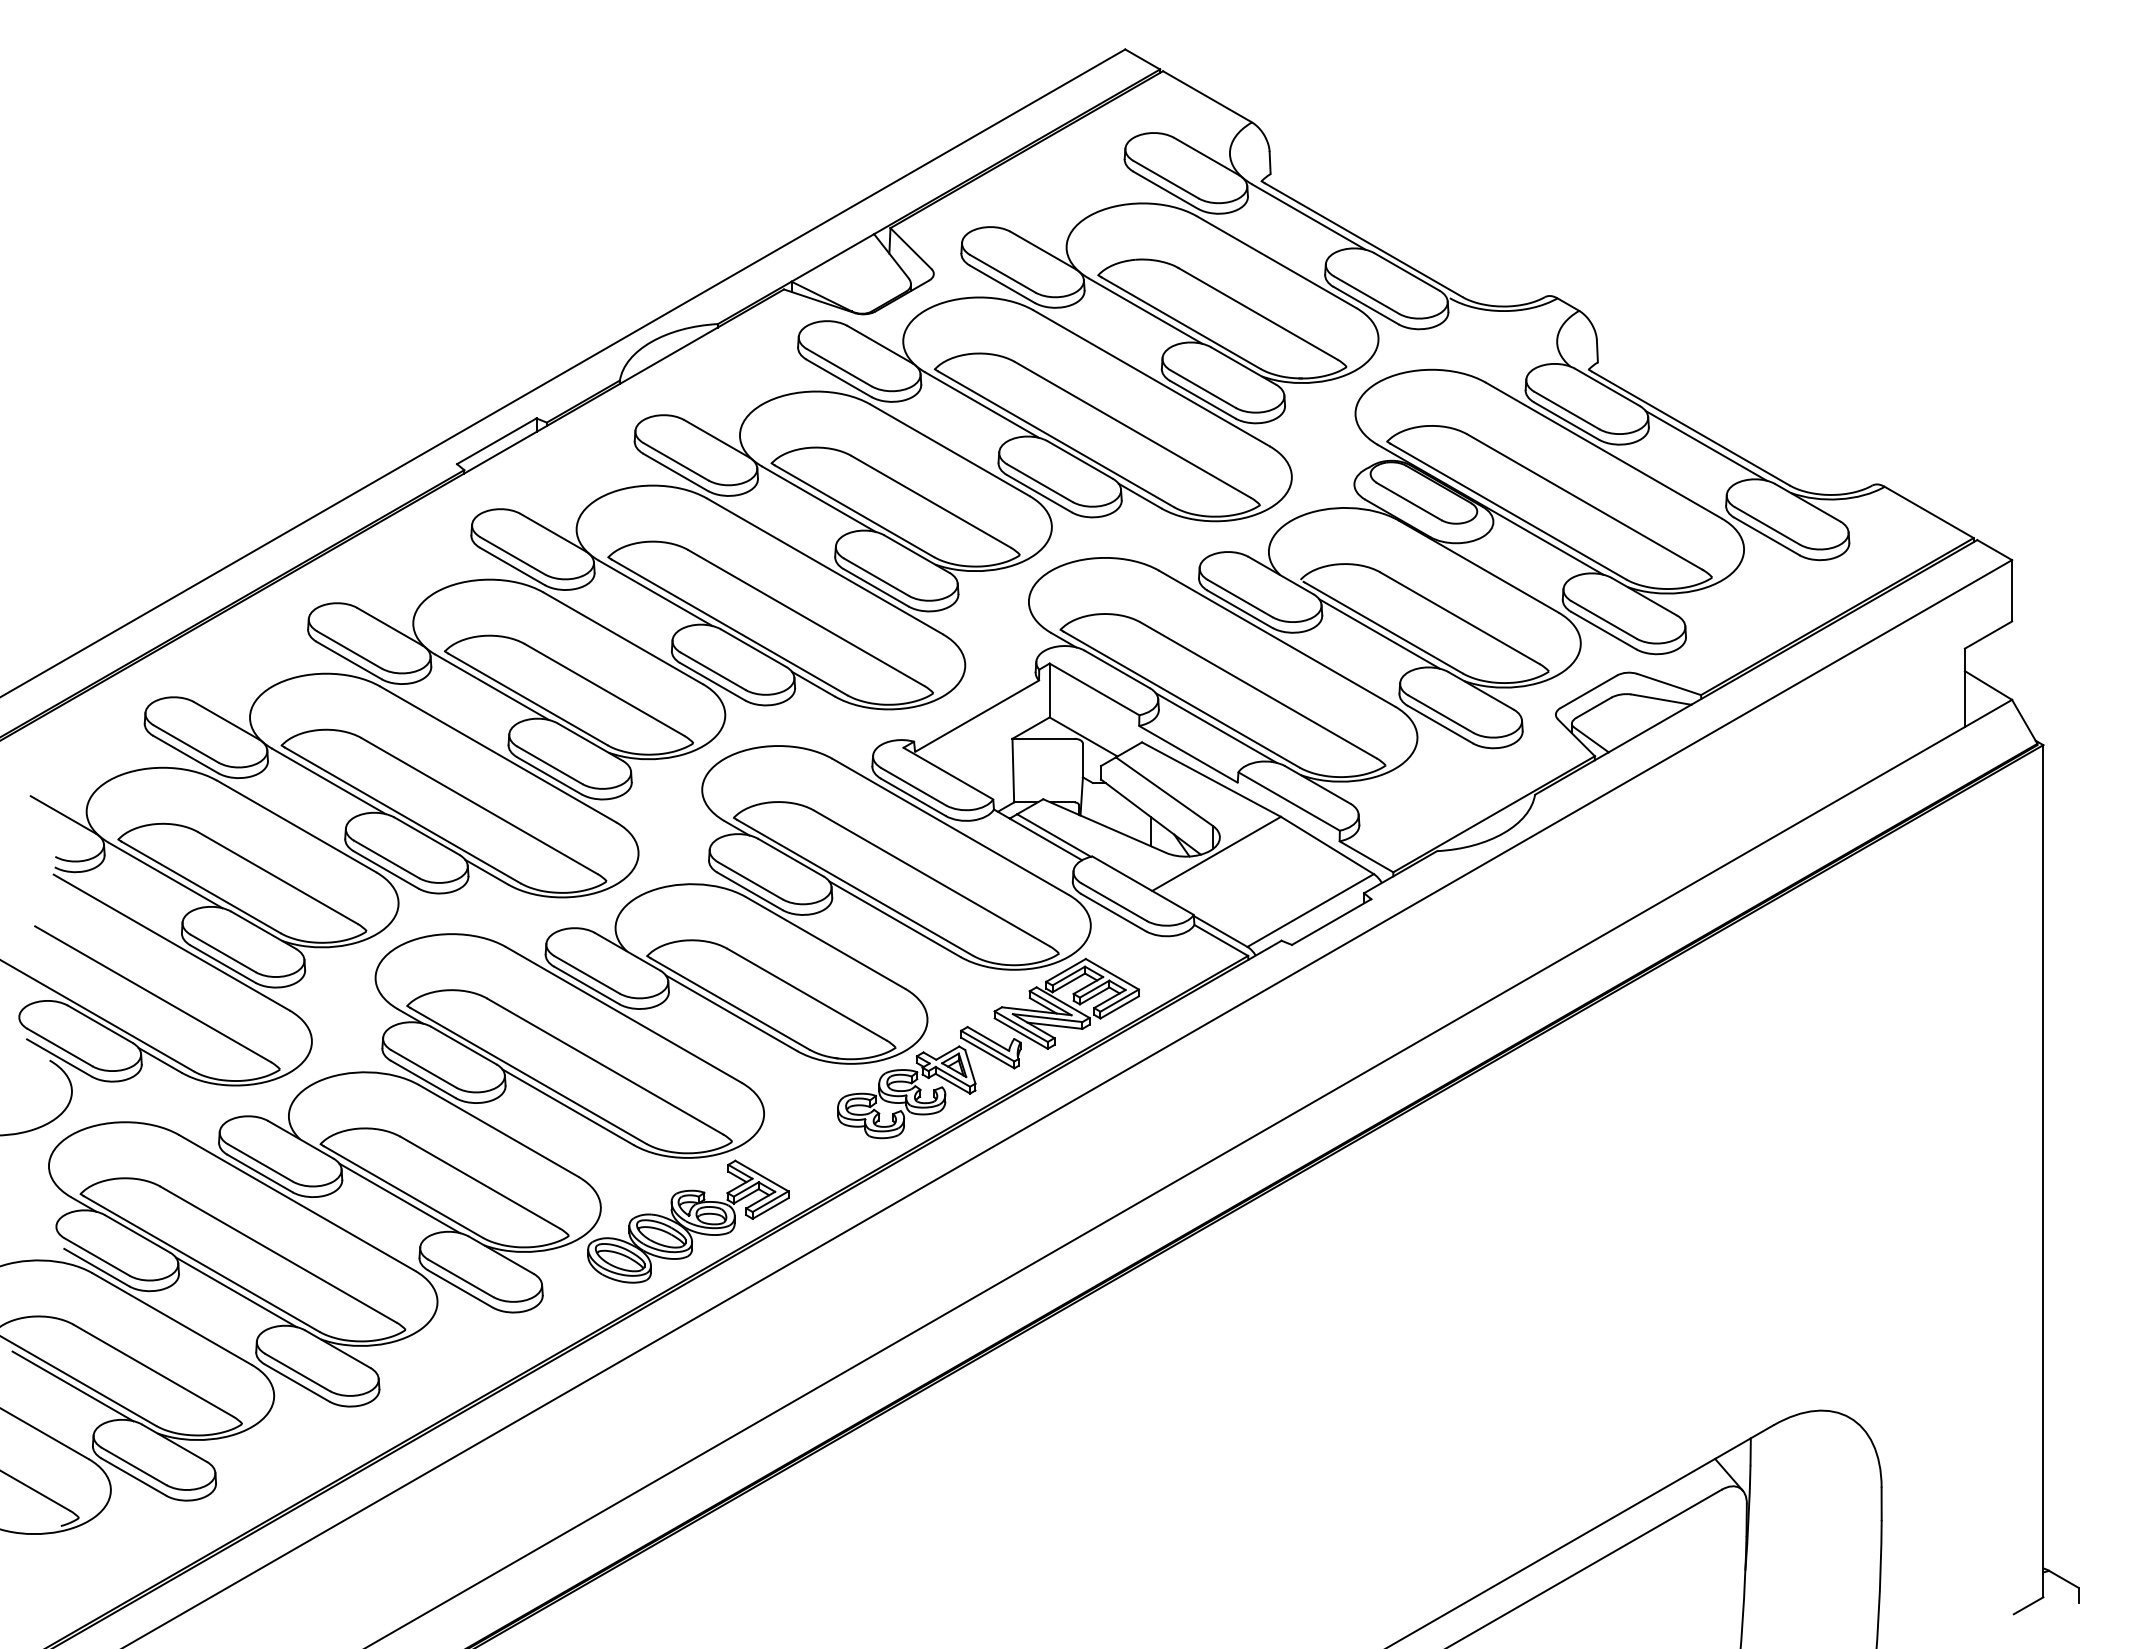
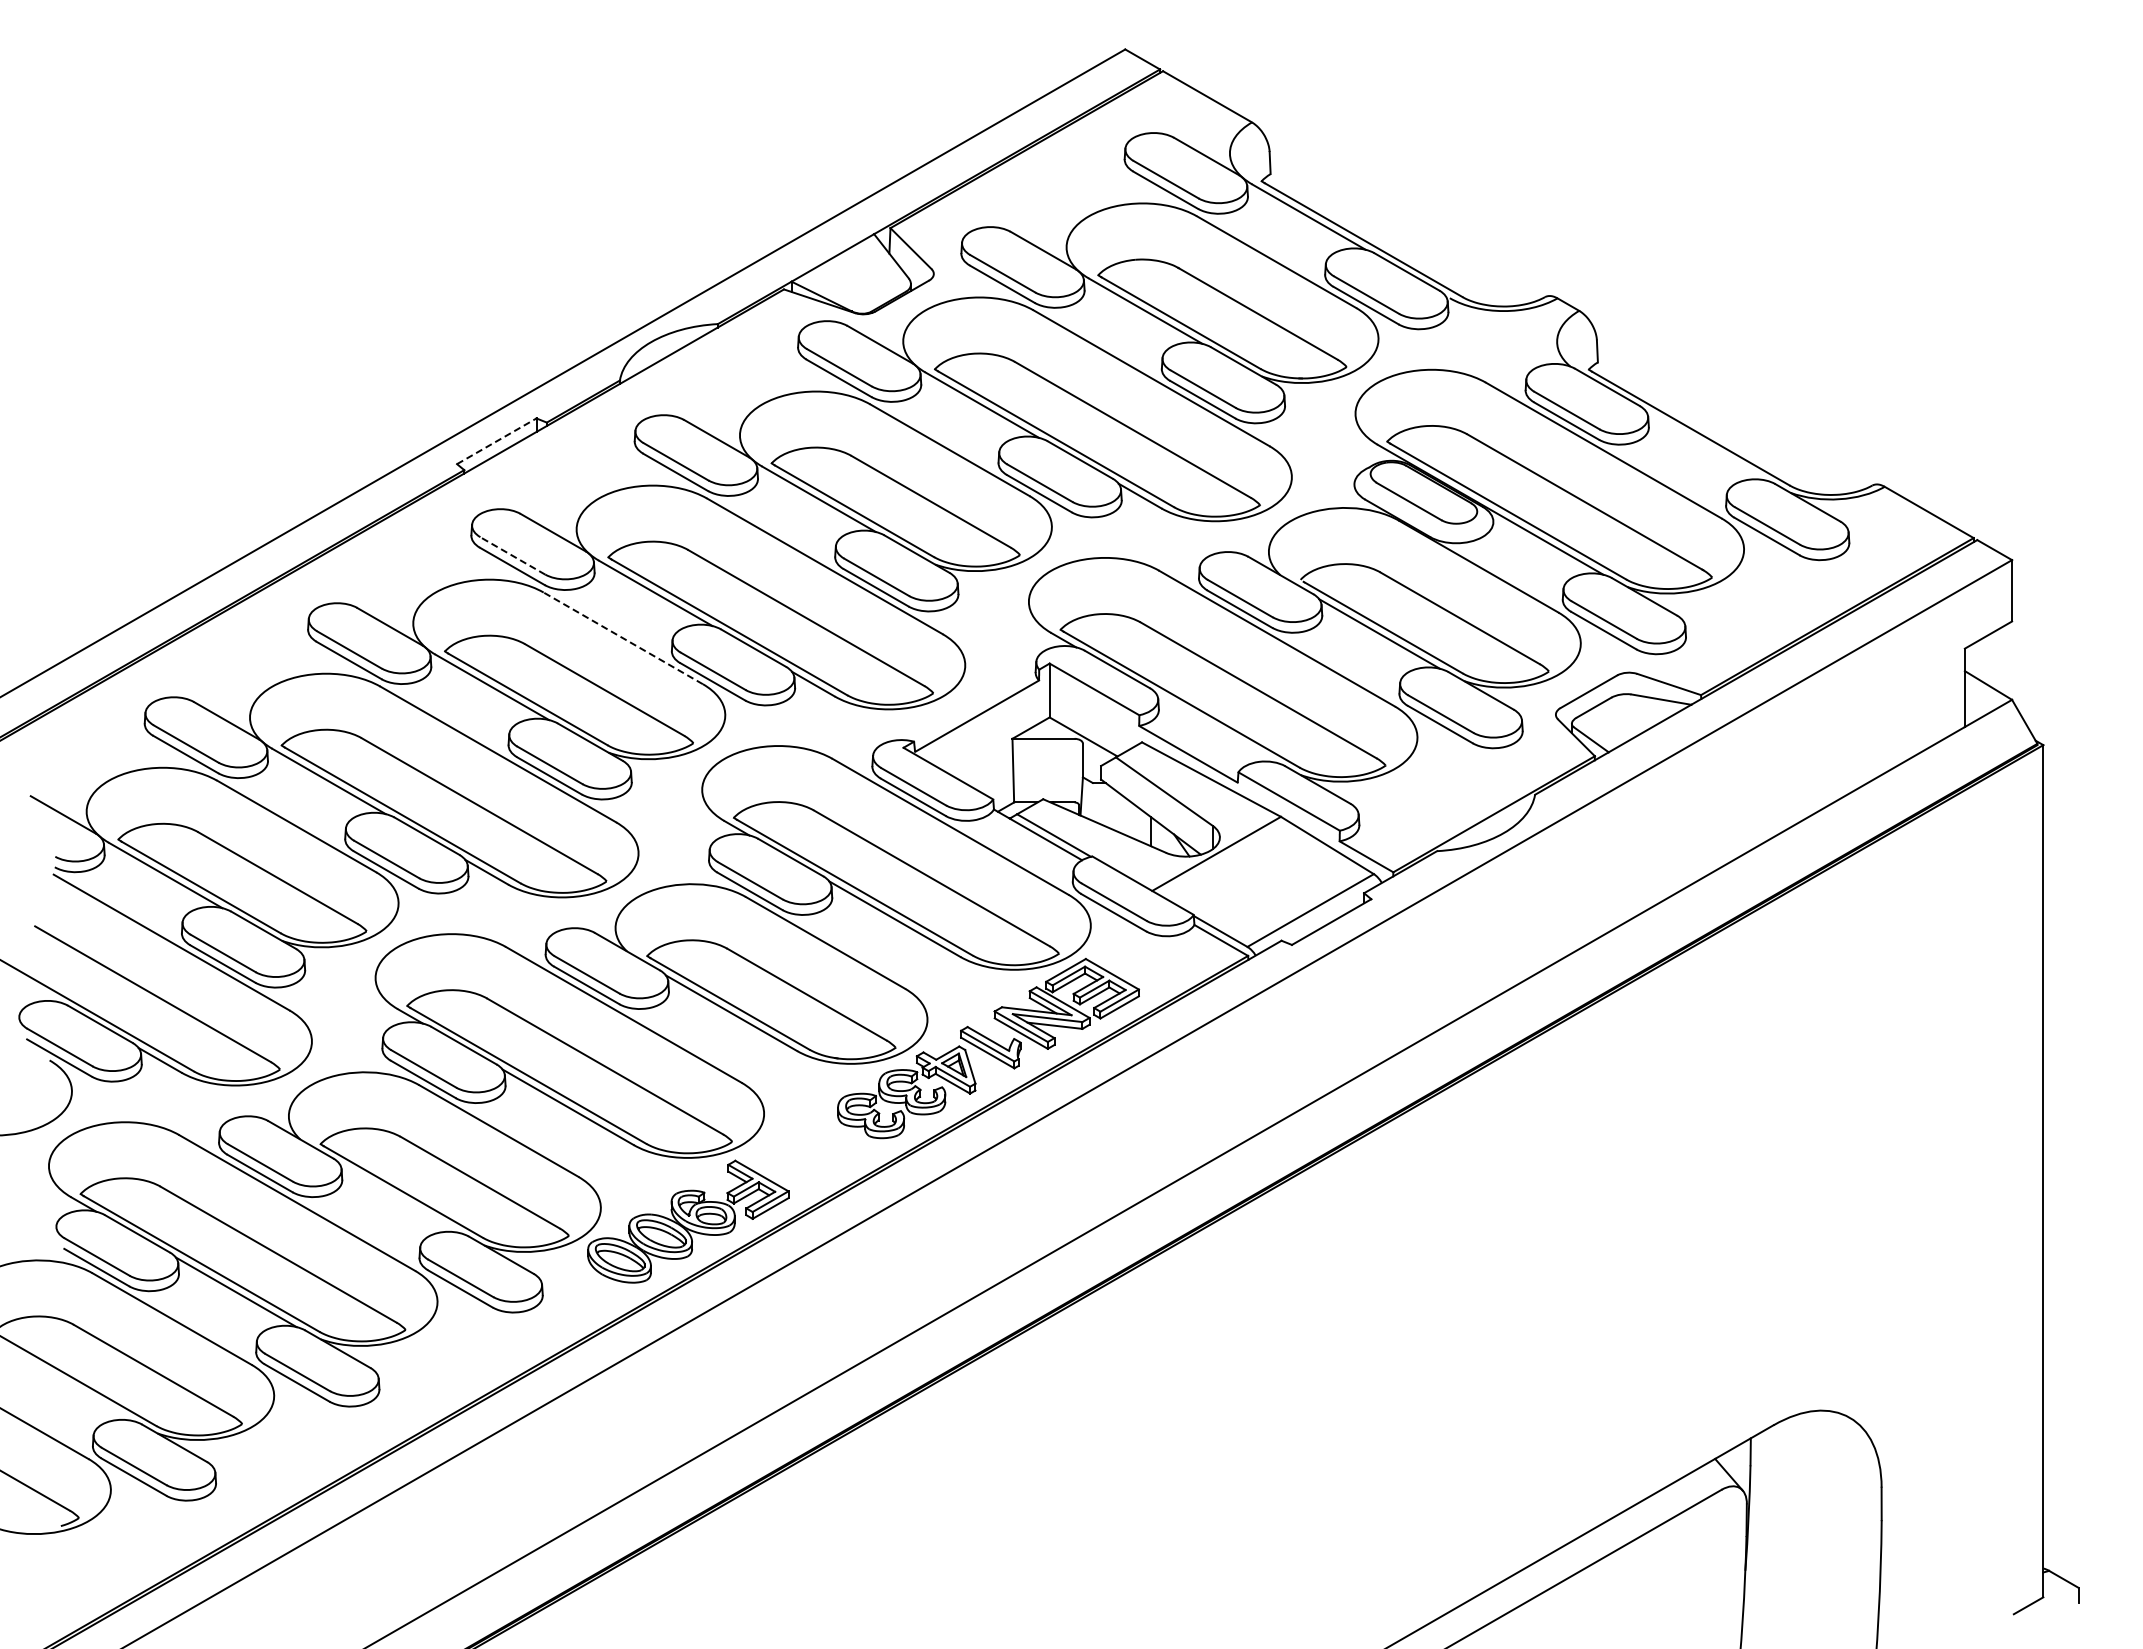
line: solid -> dashed (496, 441)
line: present -> none (1705, 445)
line: solid -> dashed (512, 555)
line: solid -> dashed (623, 638)
line: present -> none (1215, 727)
line: present -> none (399, 1198)
line: present -> none (72, 1386)
